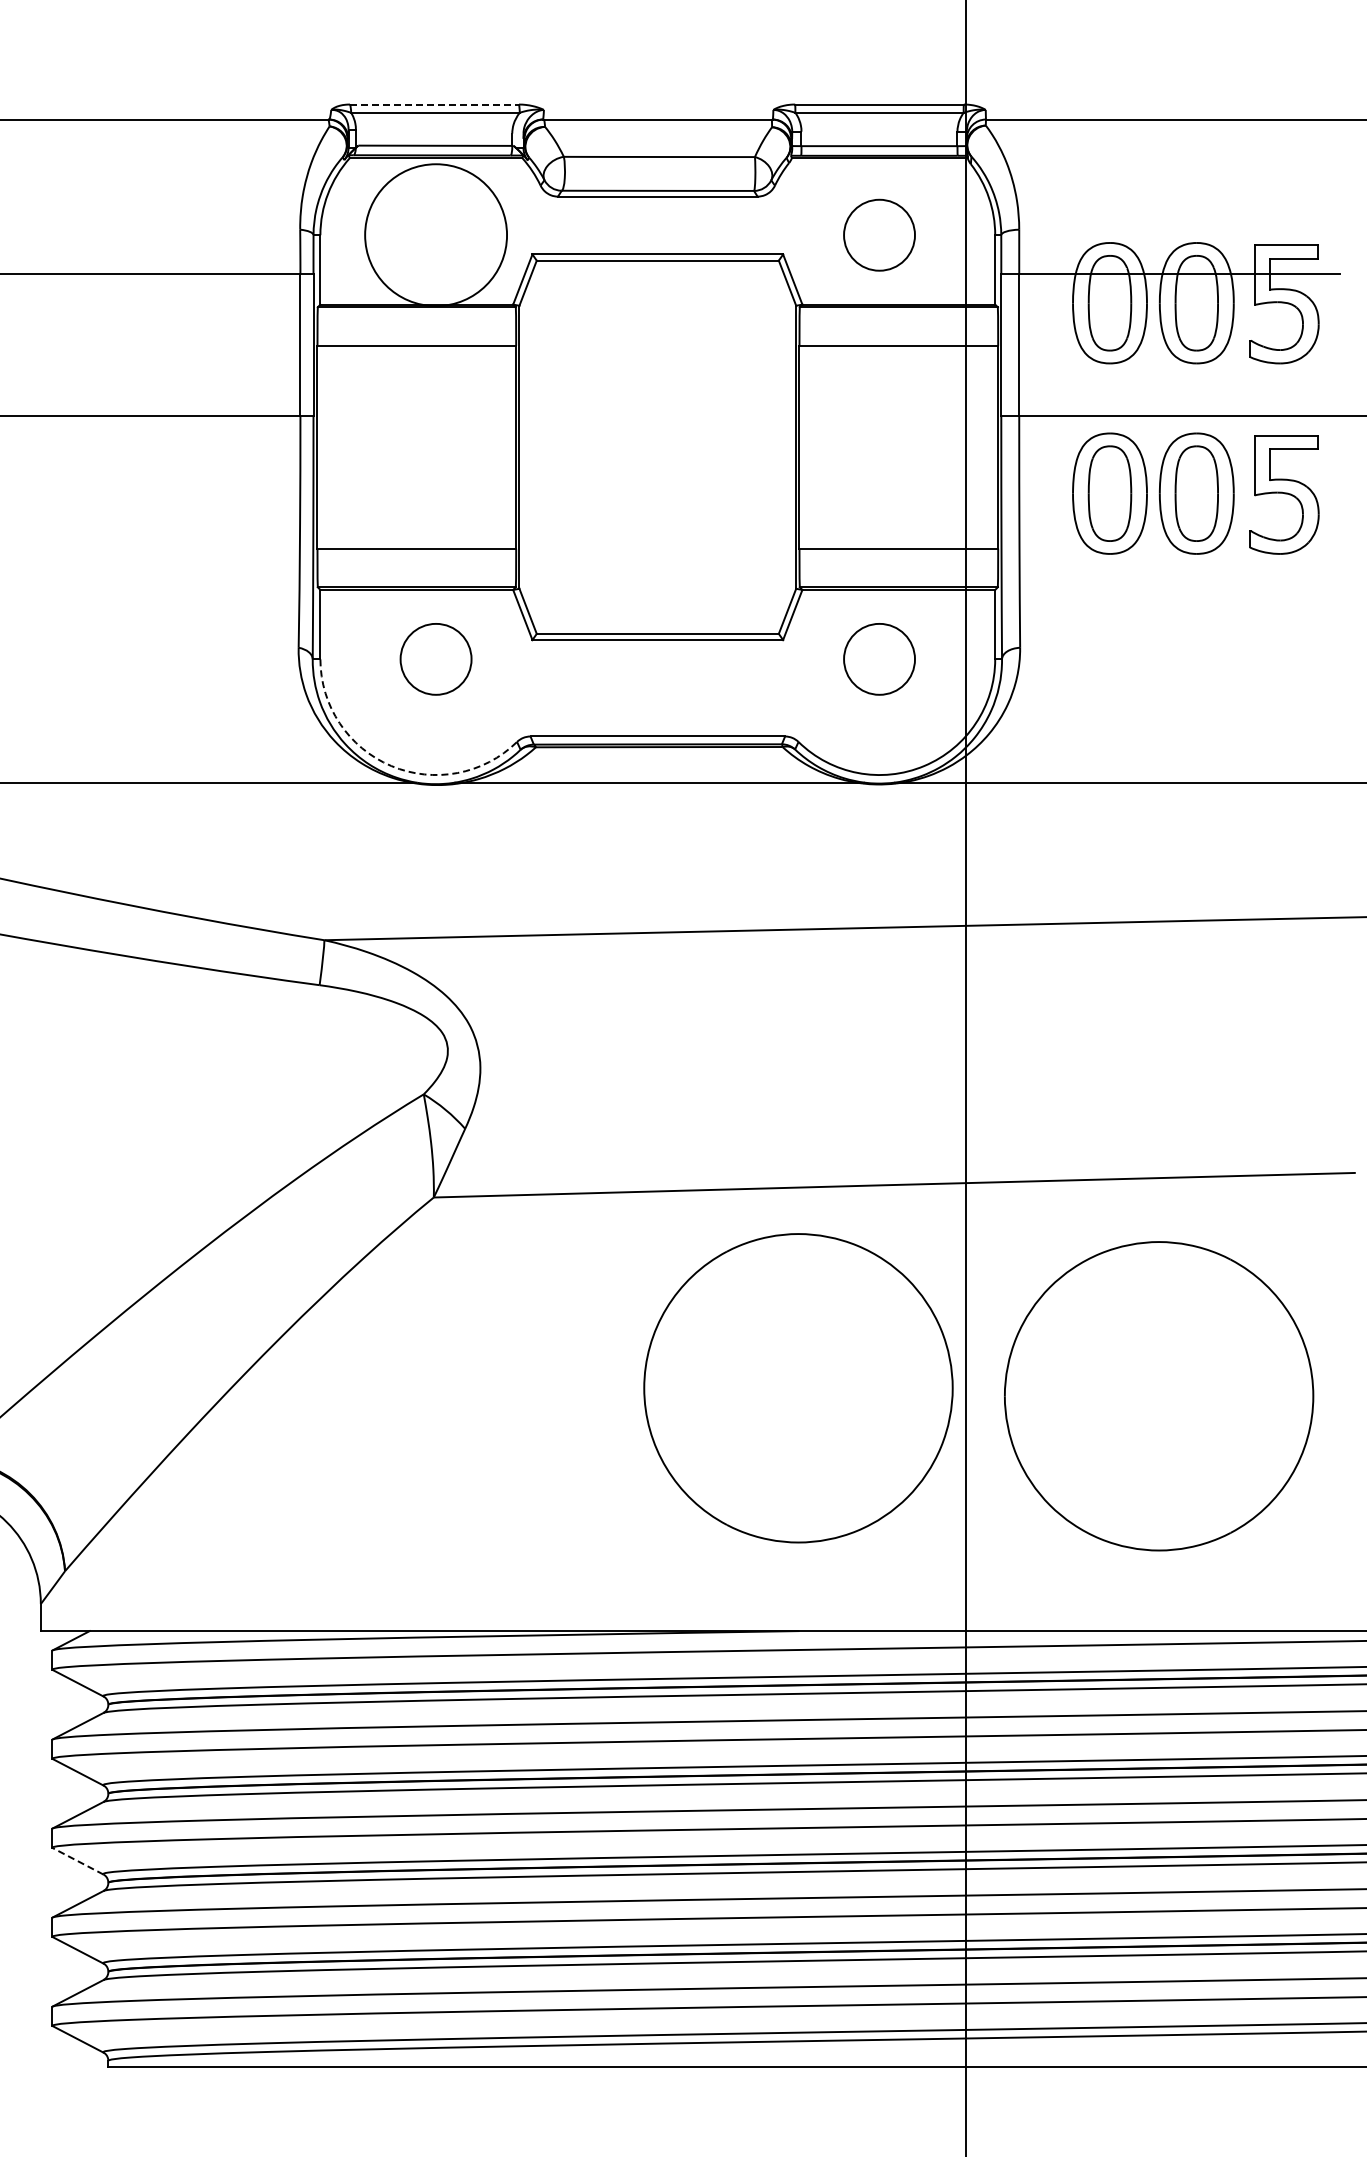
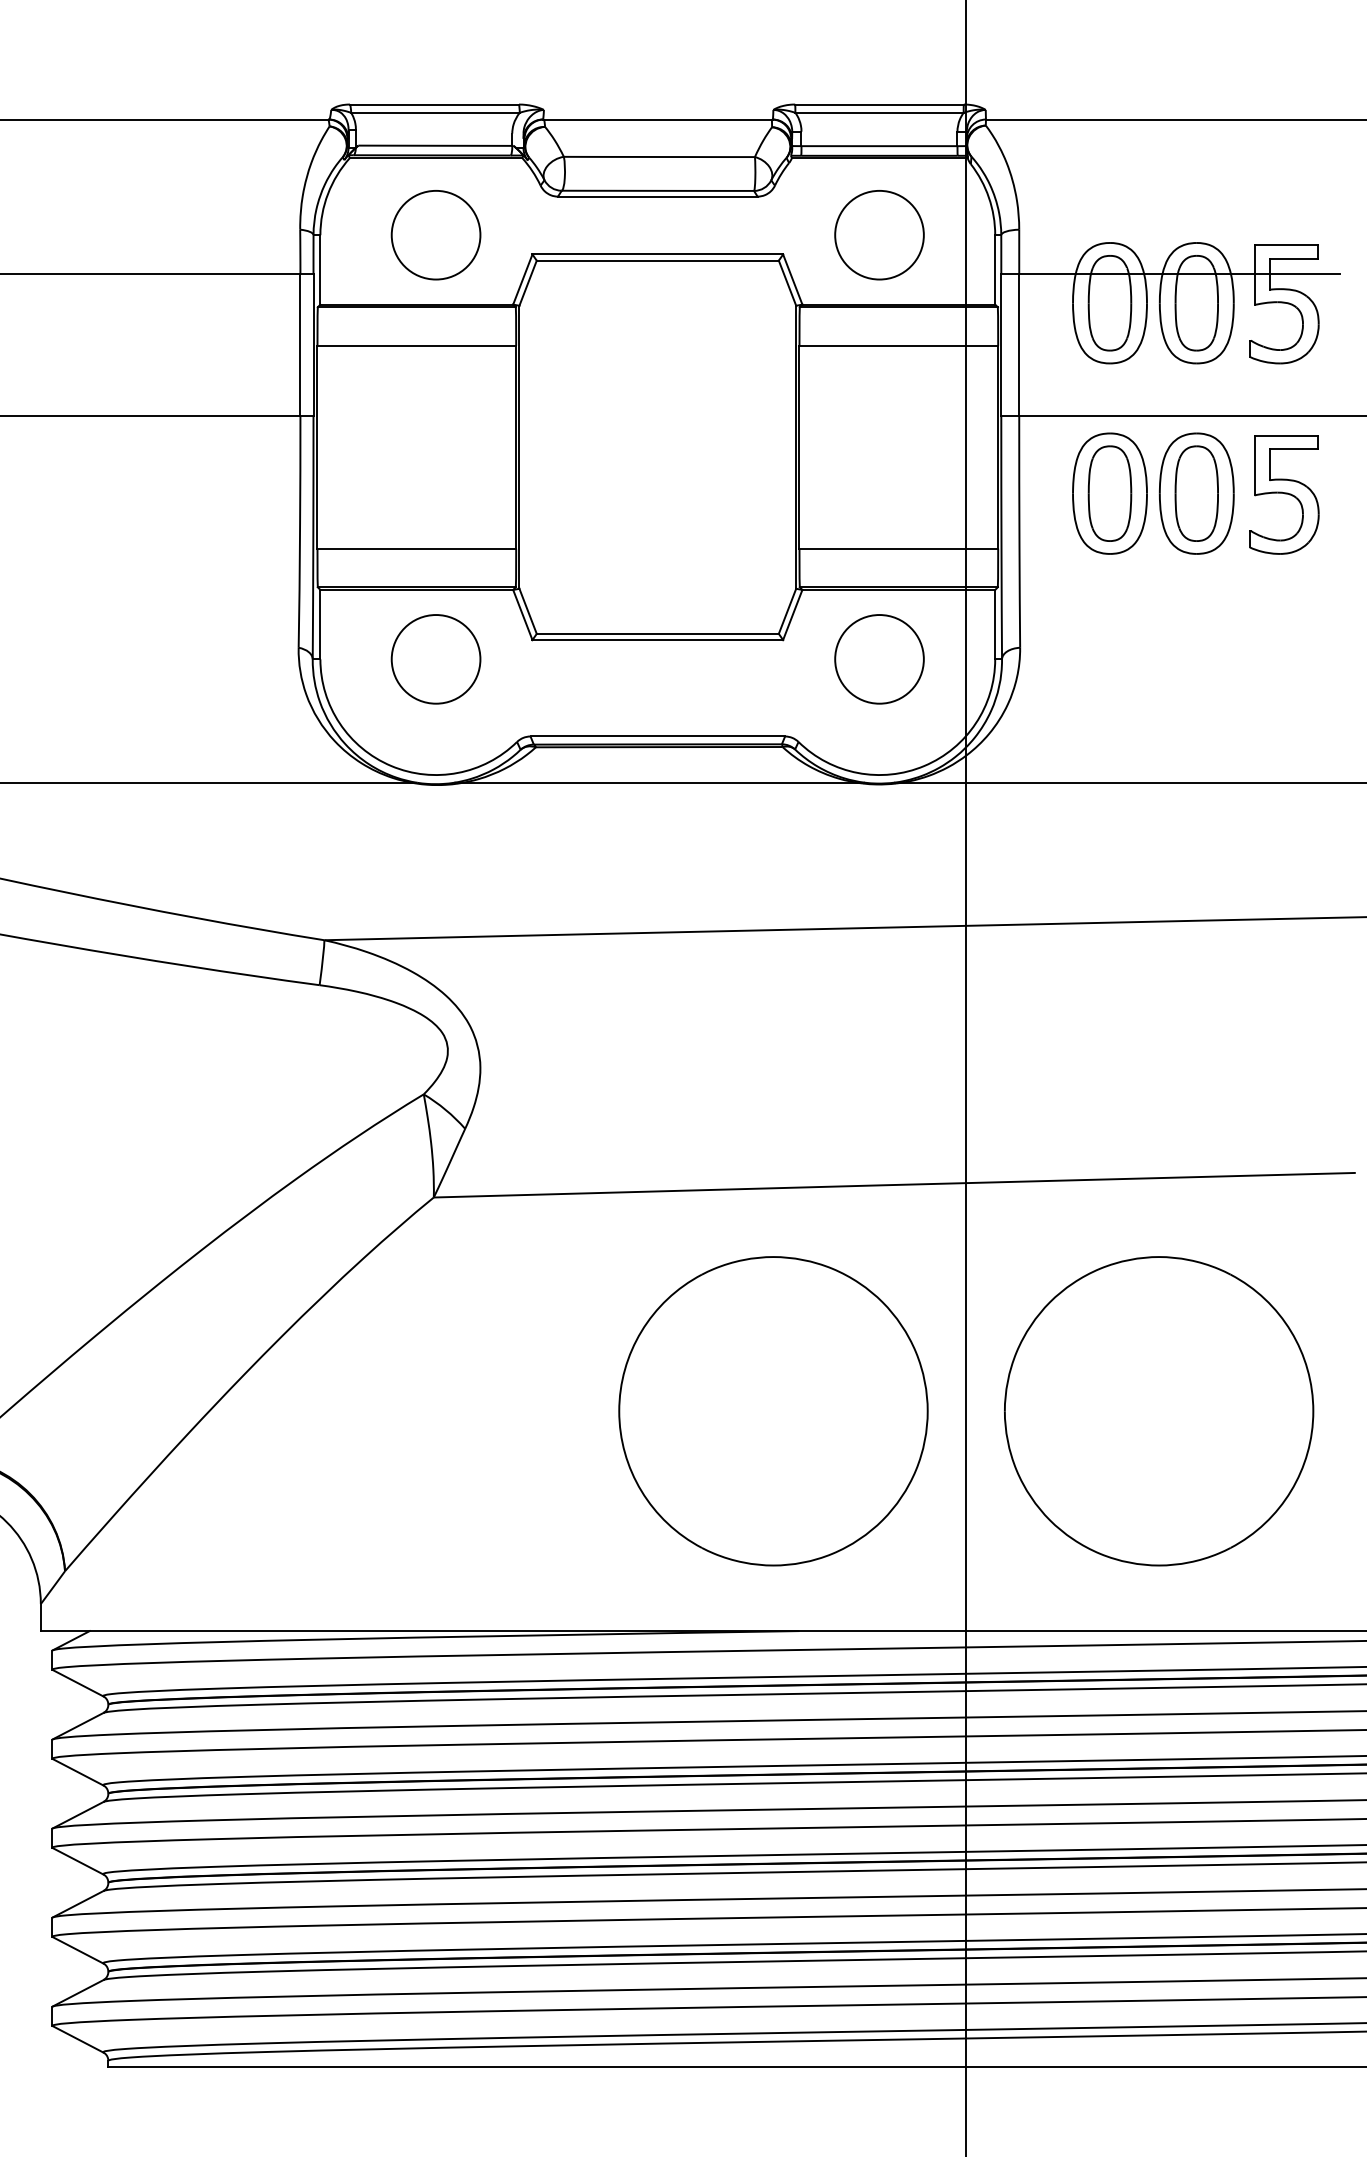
line: dashed -> solid (435, 104)
circle size: 73x74 px -> 91x91 px (879, 235)
circle diameter: 142 px -> 89 px (435, 234)
circle diameter: 71 px -> 89 px (435, 659)
circle diameter: 71 px -> 89 px (879, 659)
arc: dashed -> solid (391, 766)
part position: (798, 1388) -> (773, 1411) (773, 1411)
part position: (1159, 1396) -> (1159, 1411) (1159, 1411)
line: dashed -> solid (78, 1861)
